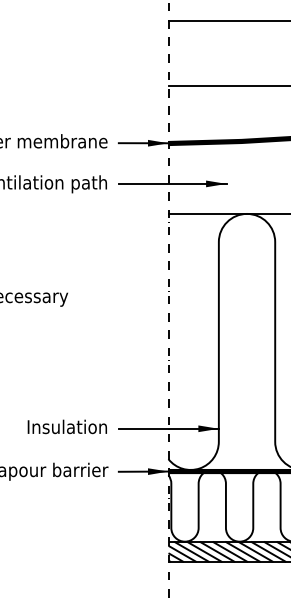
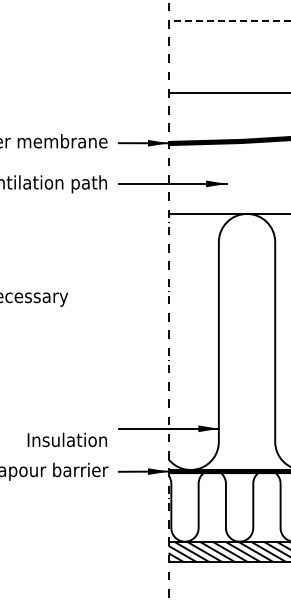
line: solid -> dashed (229, 21)
line position: (227, 85) -> (227, 92) (227, 92)
text position: (66, 426) -> (66, 439) (66, 439)
